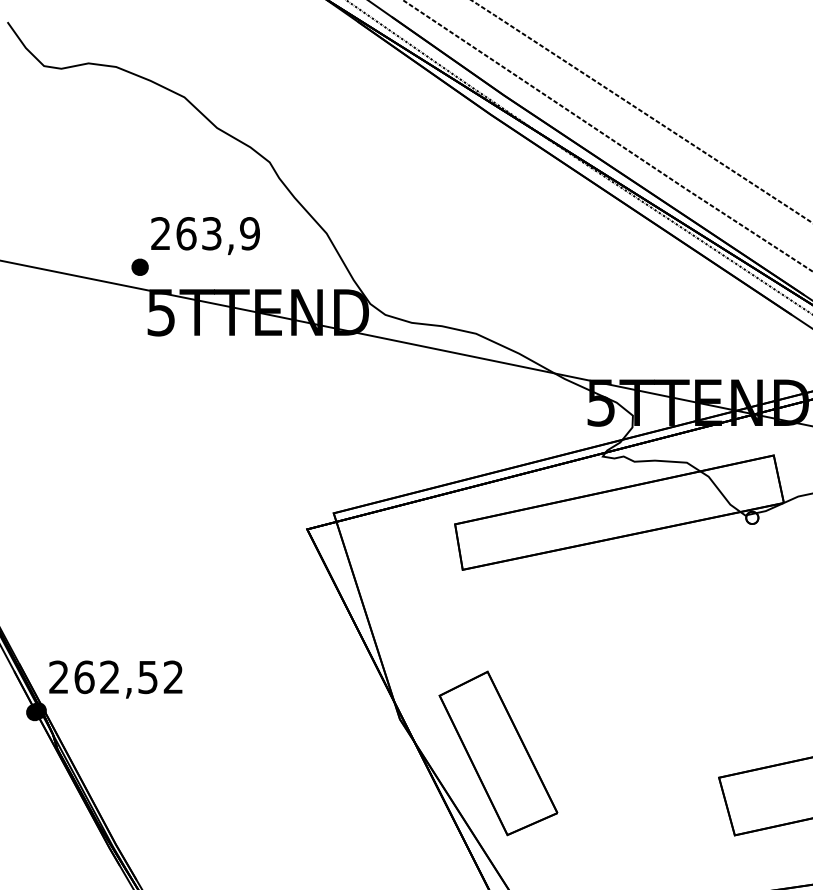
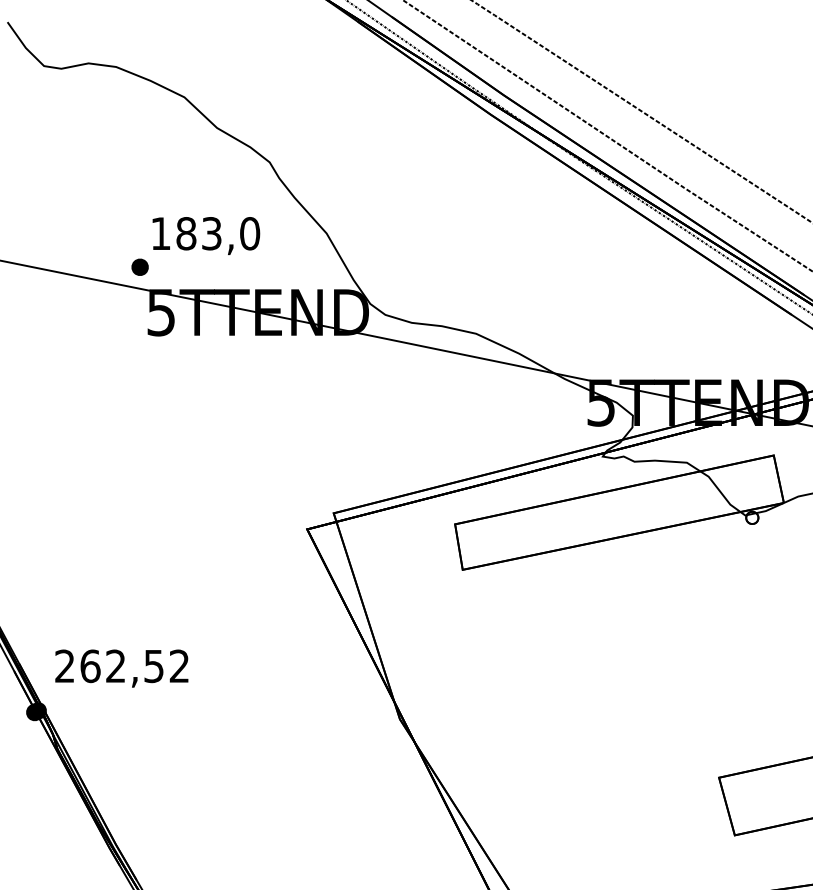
text: 263,9 -> 183,0 (205, 233)
text position: (115, 679) -> (121, 668) (121, 668)
part: present -> none (498, 753)
